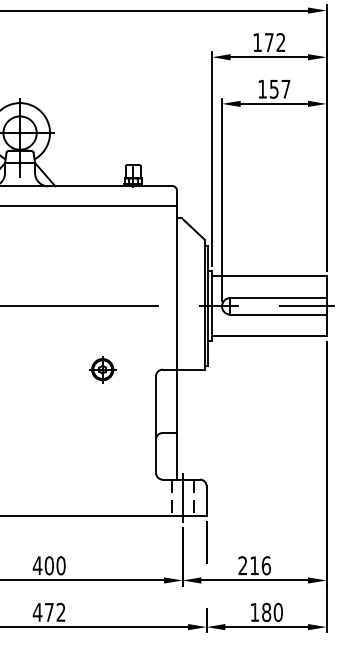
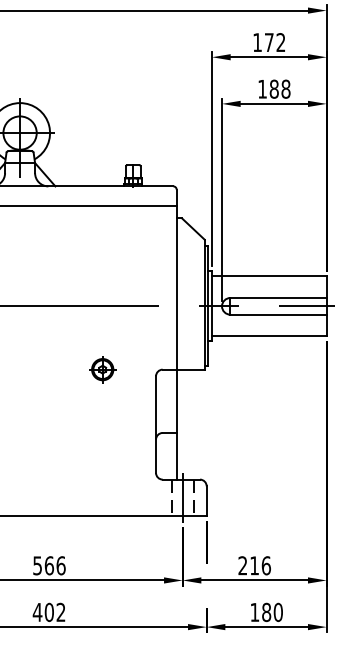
text: 157 -> 188 (279, 88)
text: 400 -> 566 (48, 565)
text: 472 -> 402 (48, 612)
